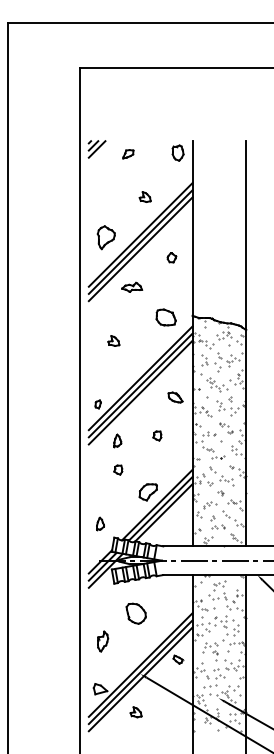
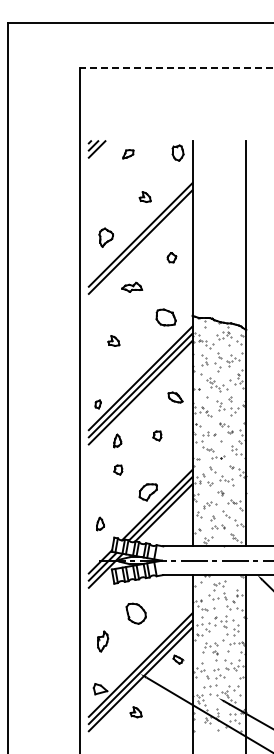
line: solid -> dashed (176, 67)
part size: 20x26 px -> 16x21 px (105, 237)
line: present -> none (140, 249)
